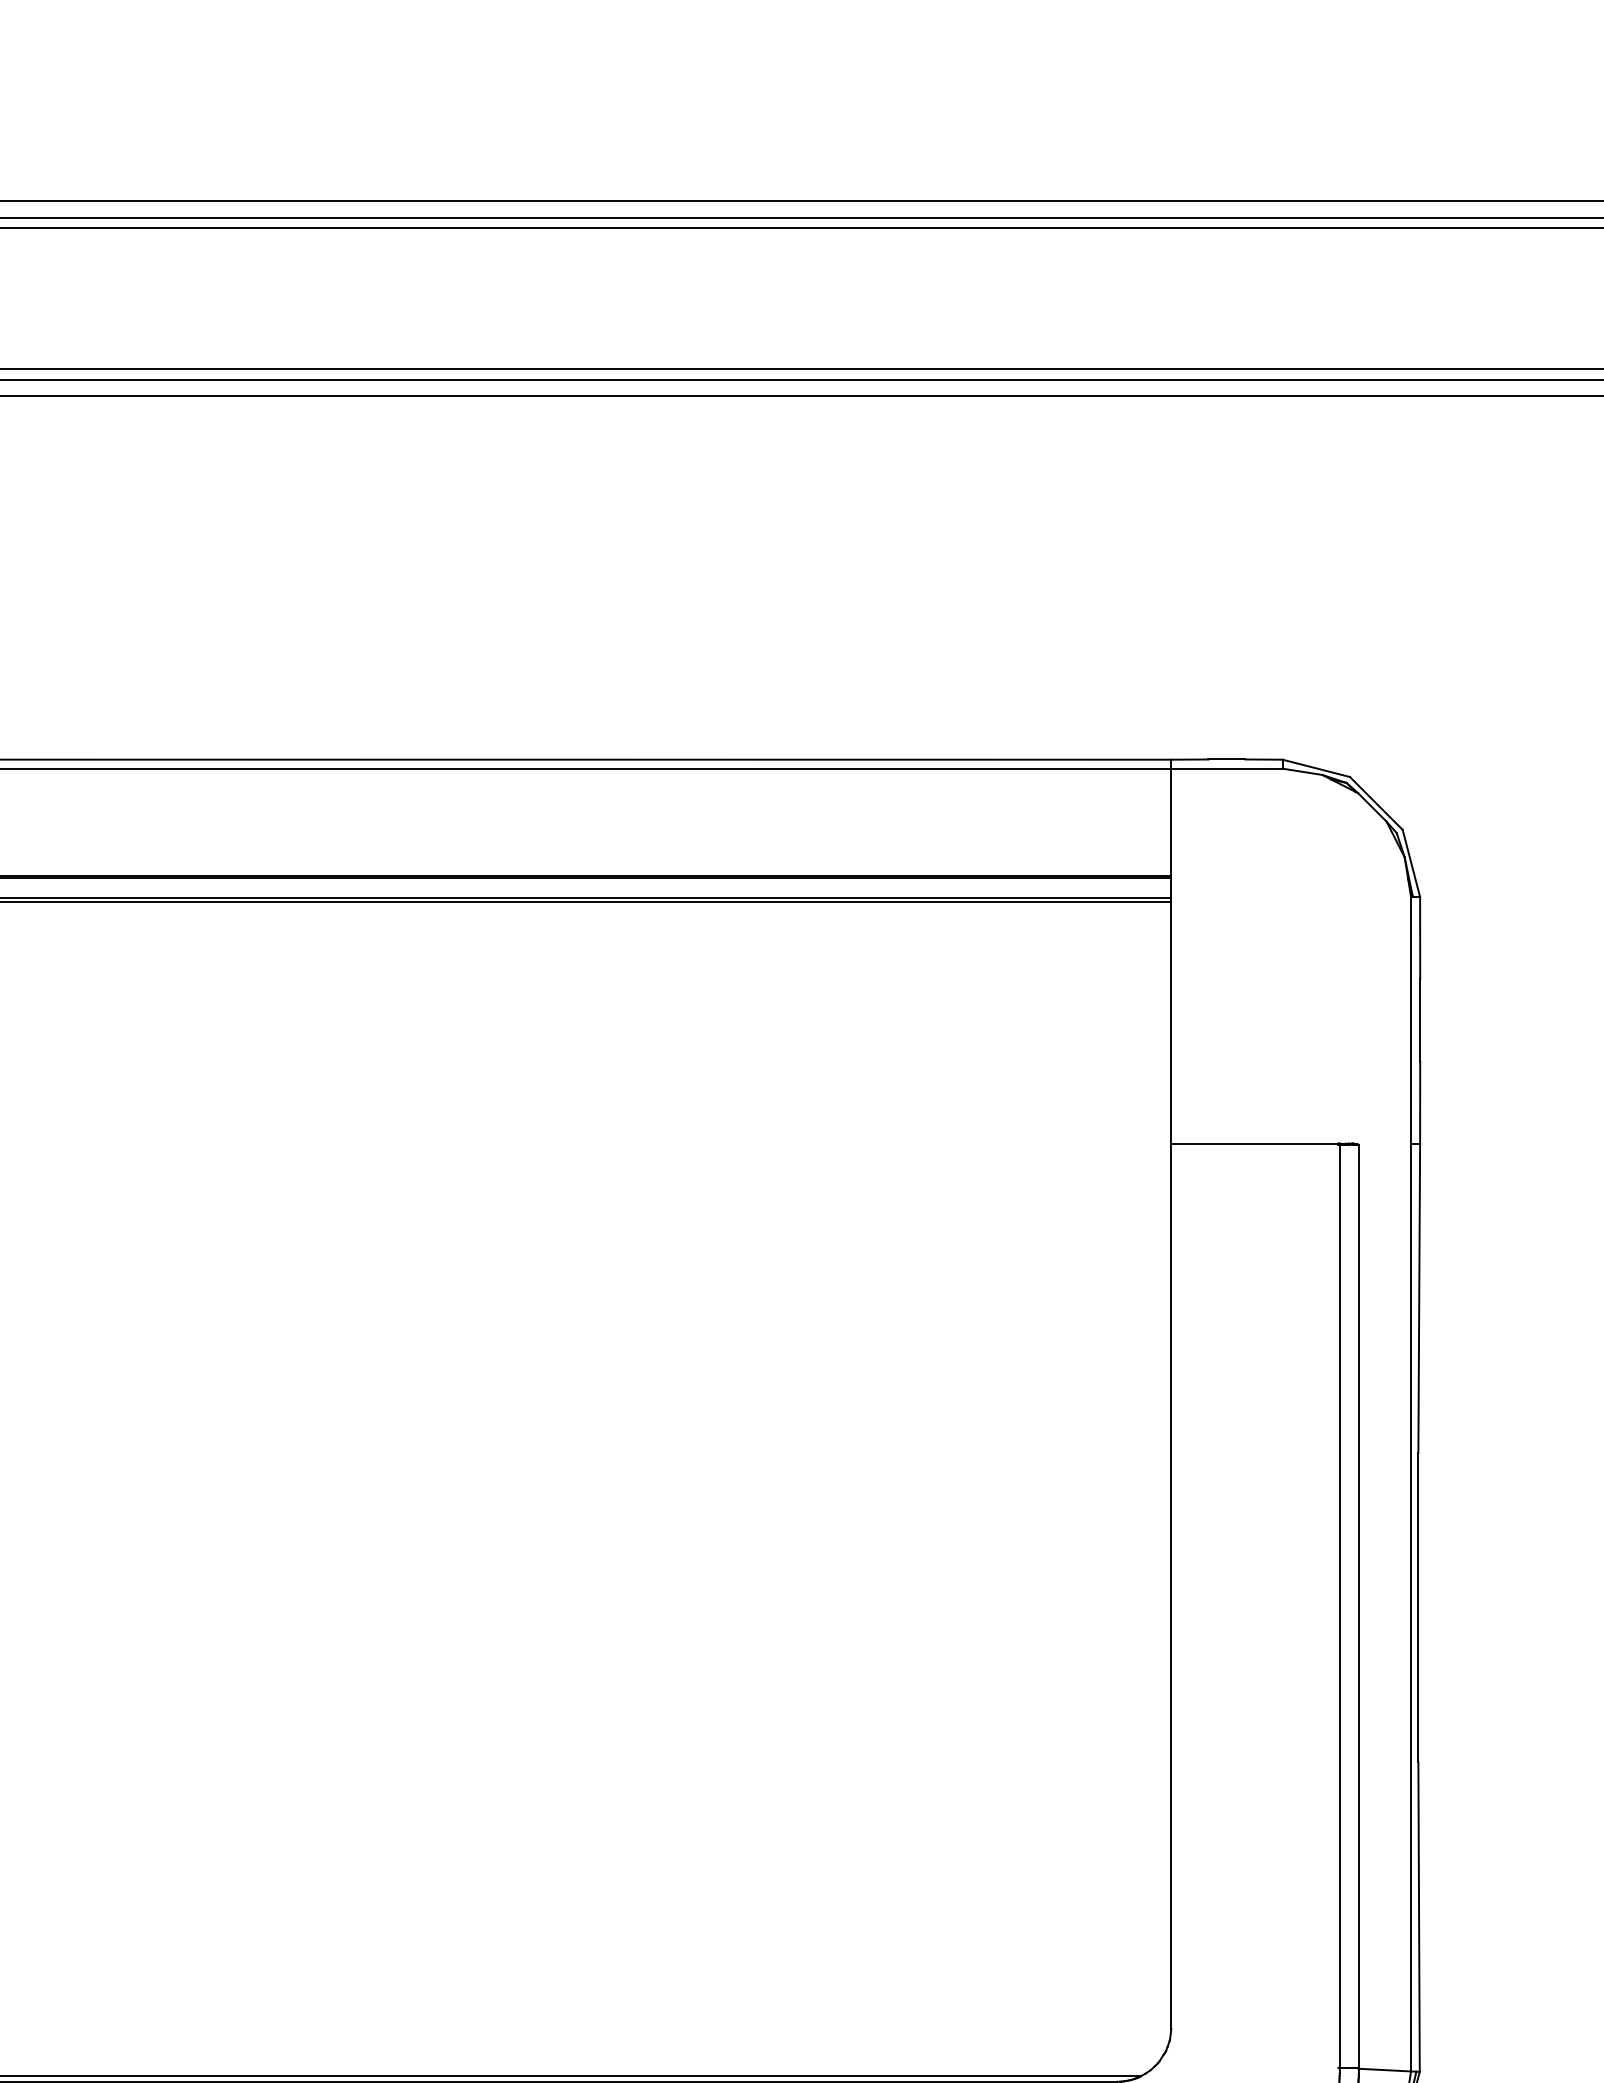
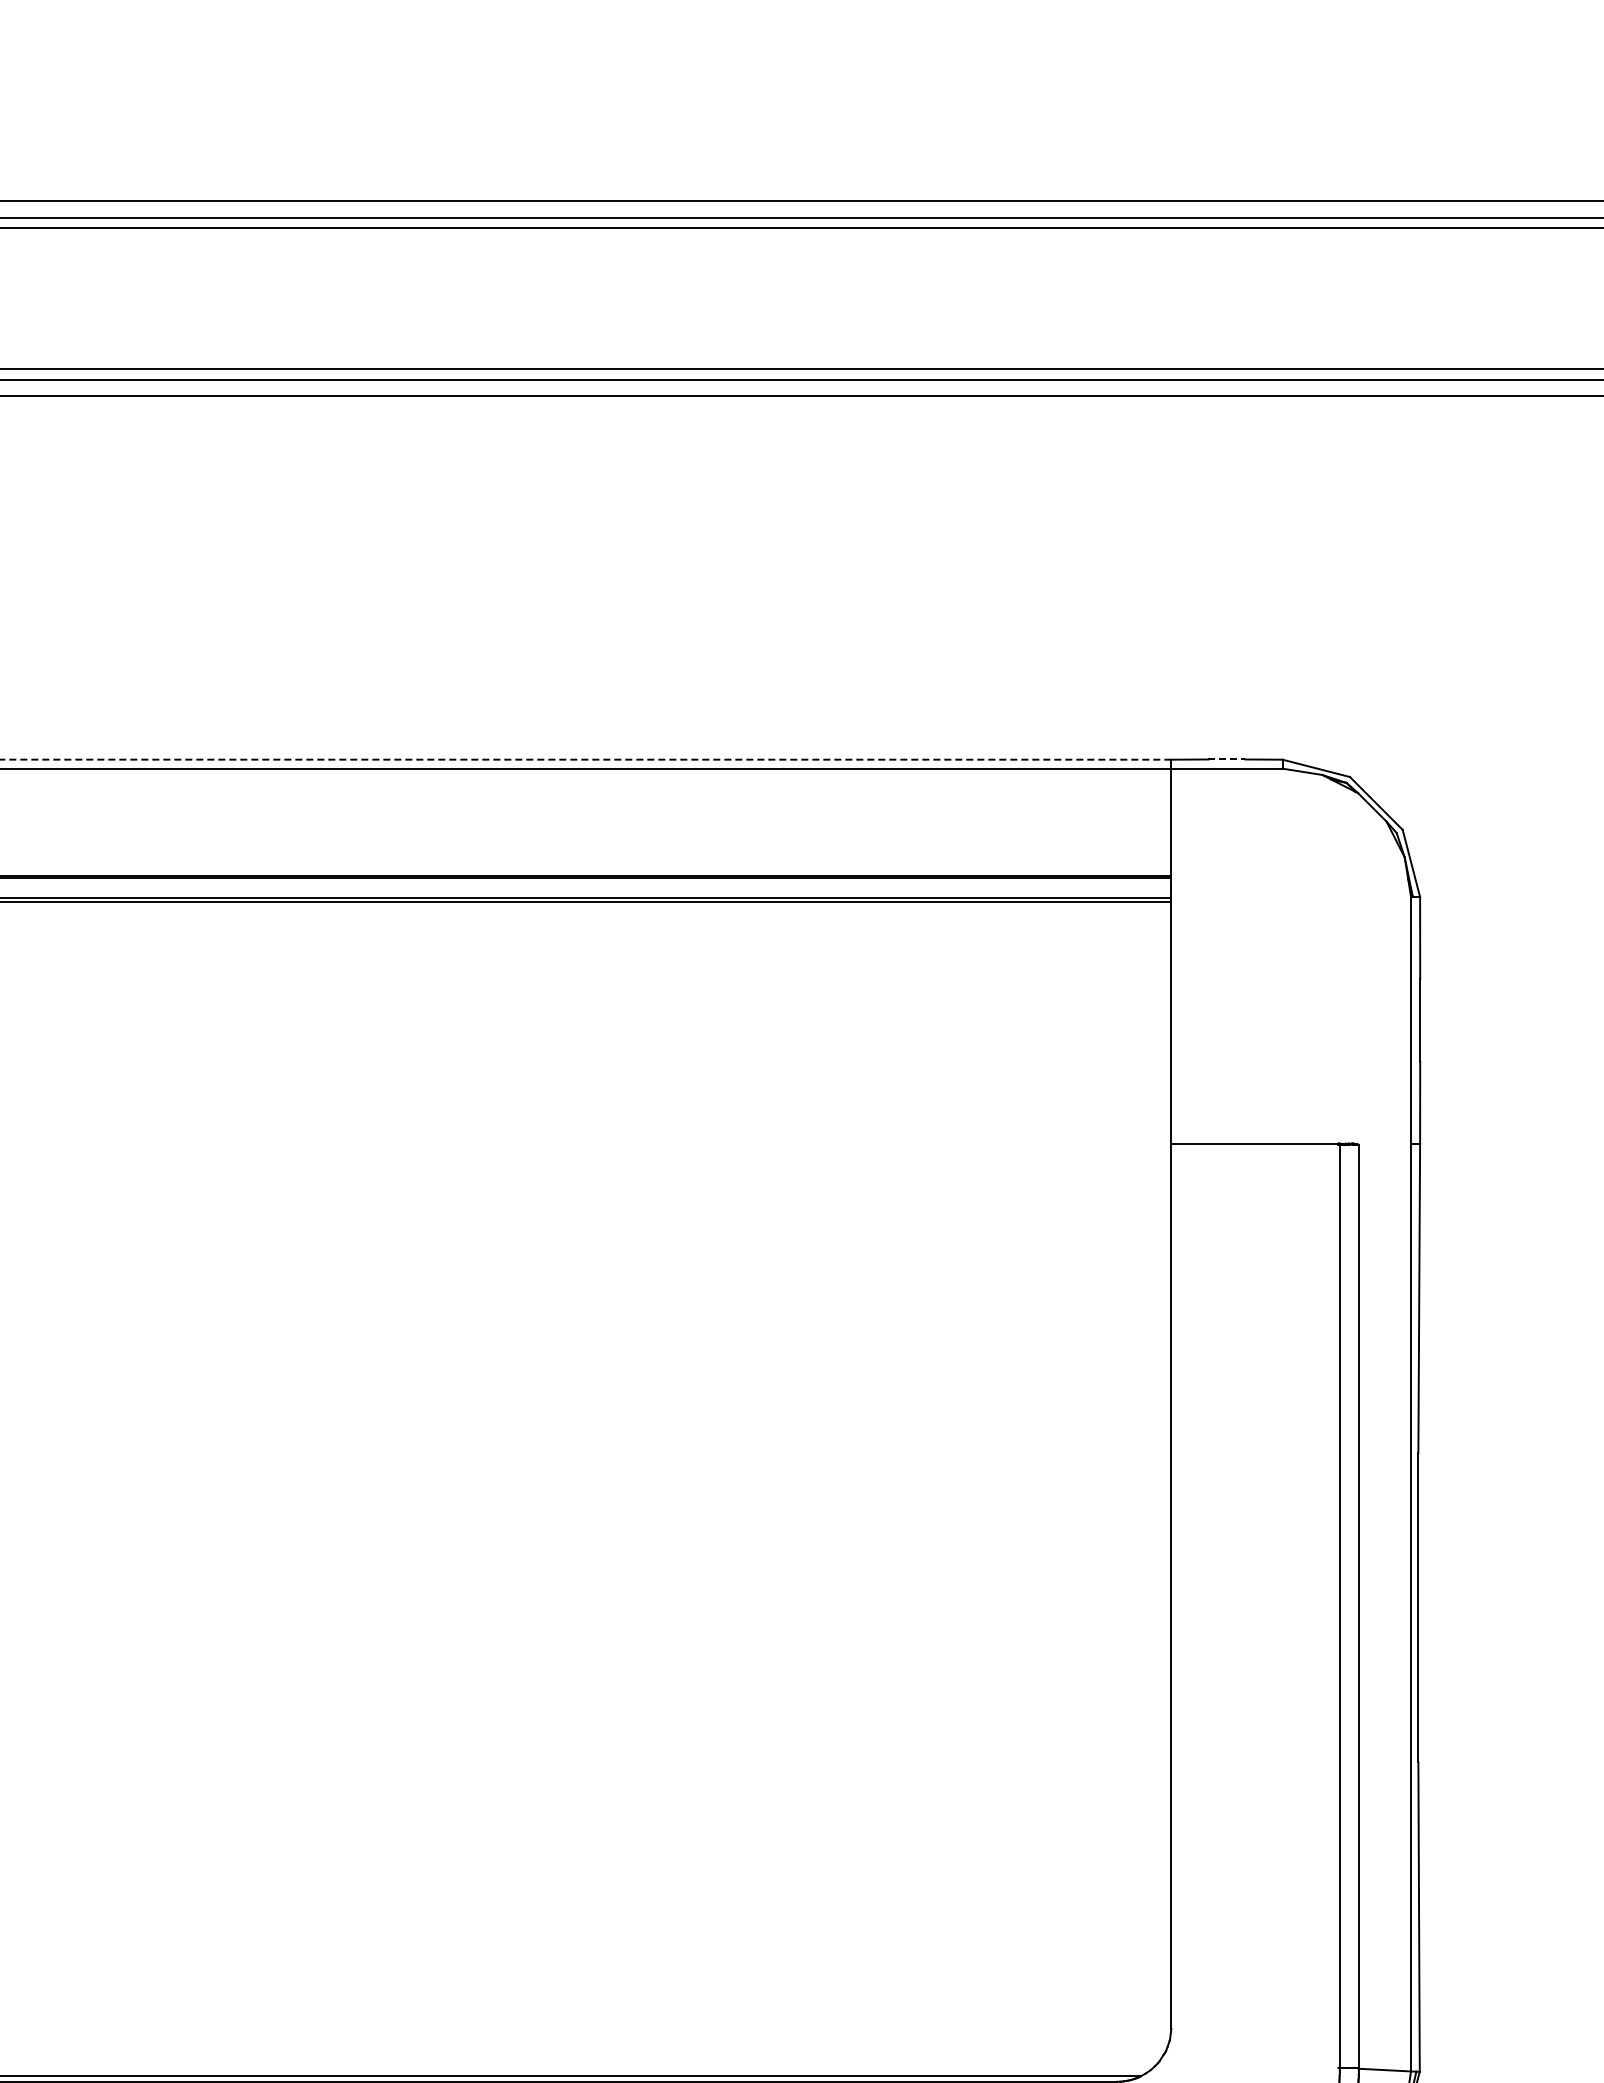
line: solid -> dashed (585, 759)
line: solid -> dashed (1226, 759)
